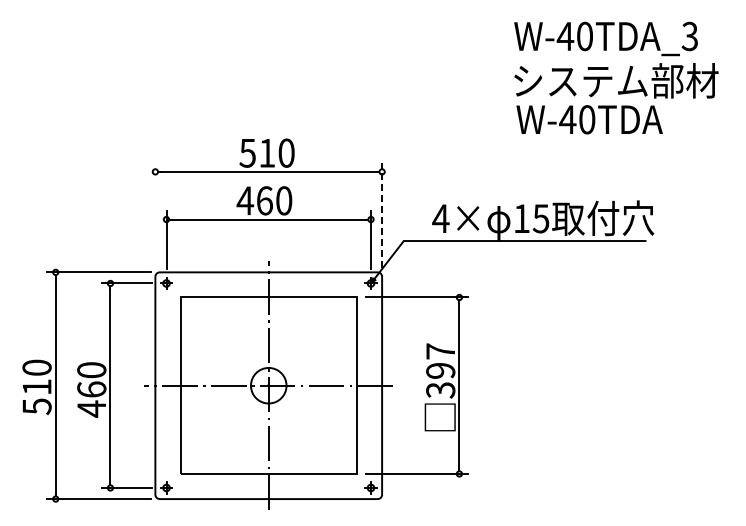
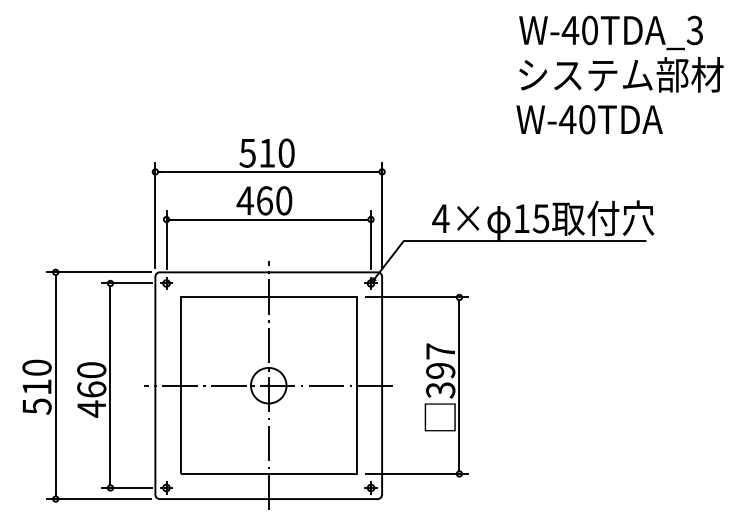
text position: (616, 59) -> (621, 53) (621, 53)
line: dashed -> solid (382, 214)
line: none -> present (155, 215)
